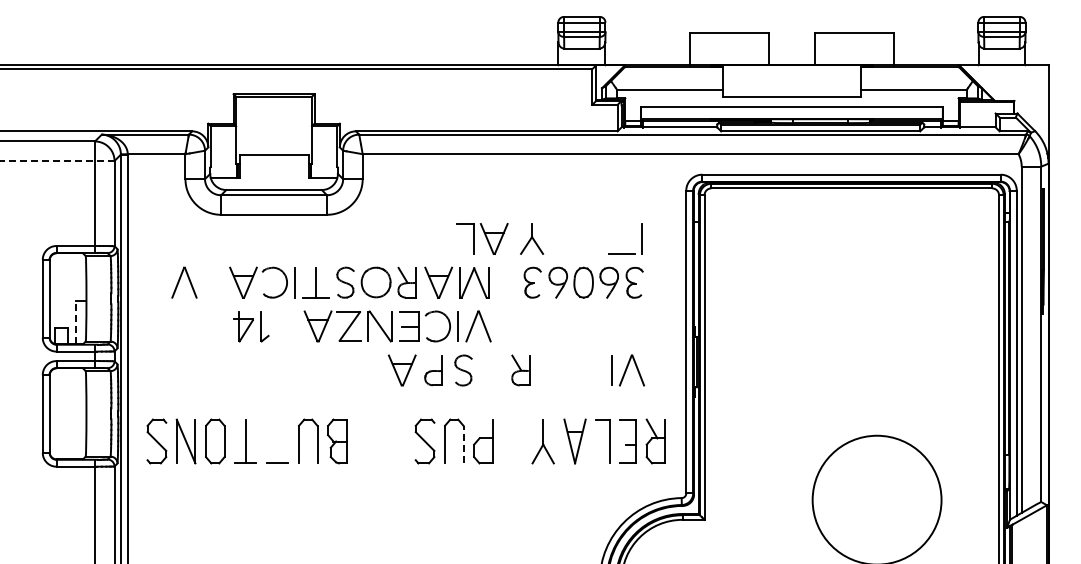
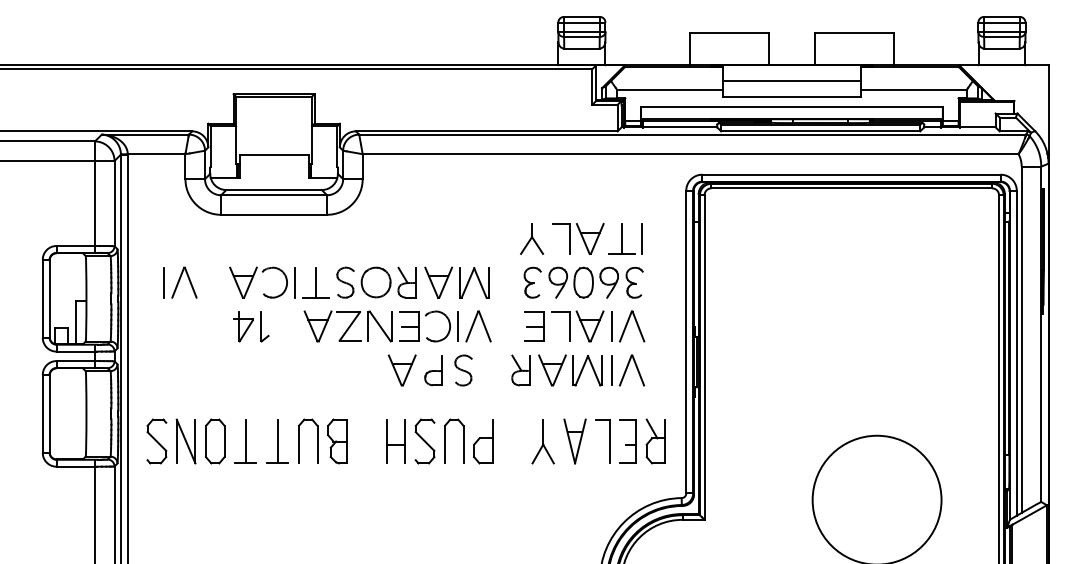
line: none -> present (791, 81)
line: dashed -> solid (57, 161)
part position: (482, 238) -> (578, 238) (578, 238)
line: none -> present (621, 238)
line: none -> present (164, 282)
line: dashed -> solid (76, 322)
part: none -> present (584, 326)
part: none -> present (570, 370)
line: none -> present (277, 441)
part: none -> present (395, 441)
line: dashed -> solid (463, 444)
